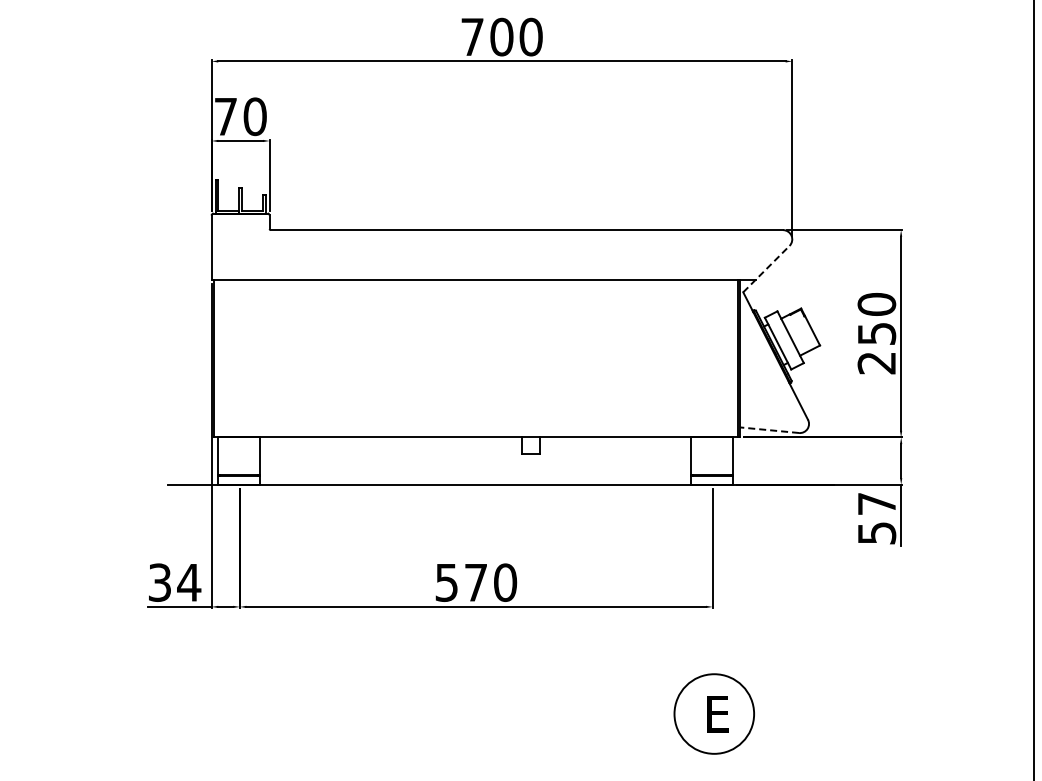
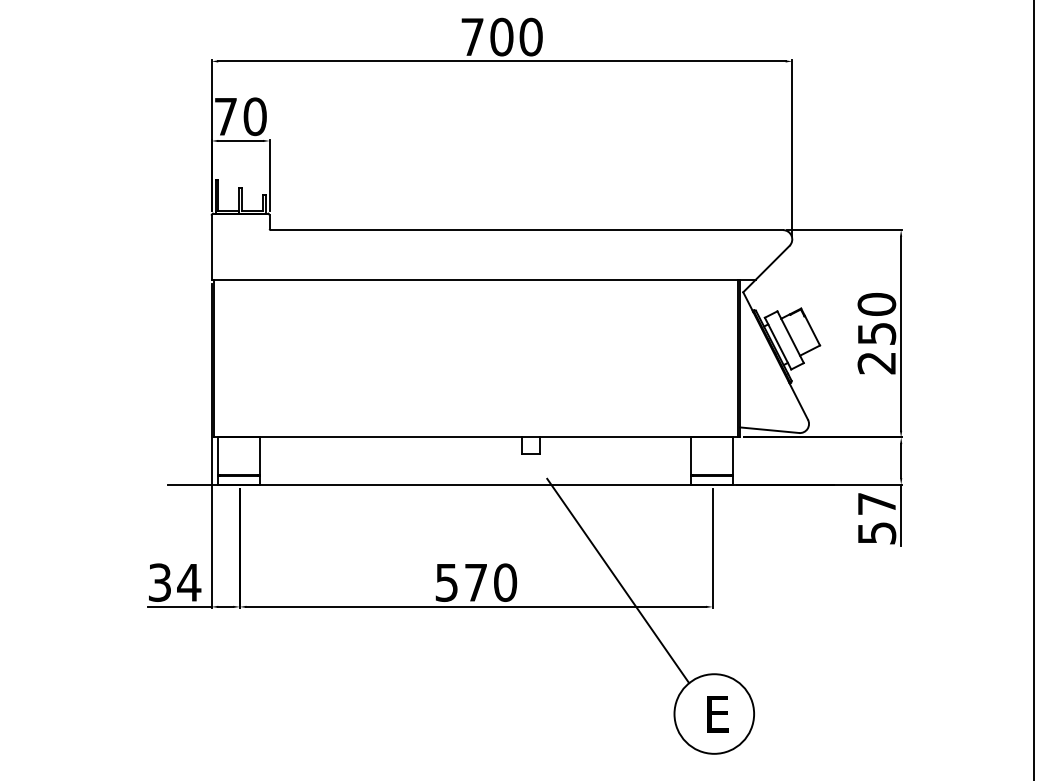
line: dashed -> solid (766, 269)
line: dashed -> solid (769, 430)
line: none -> present (618, 580)
